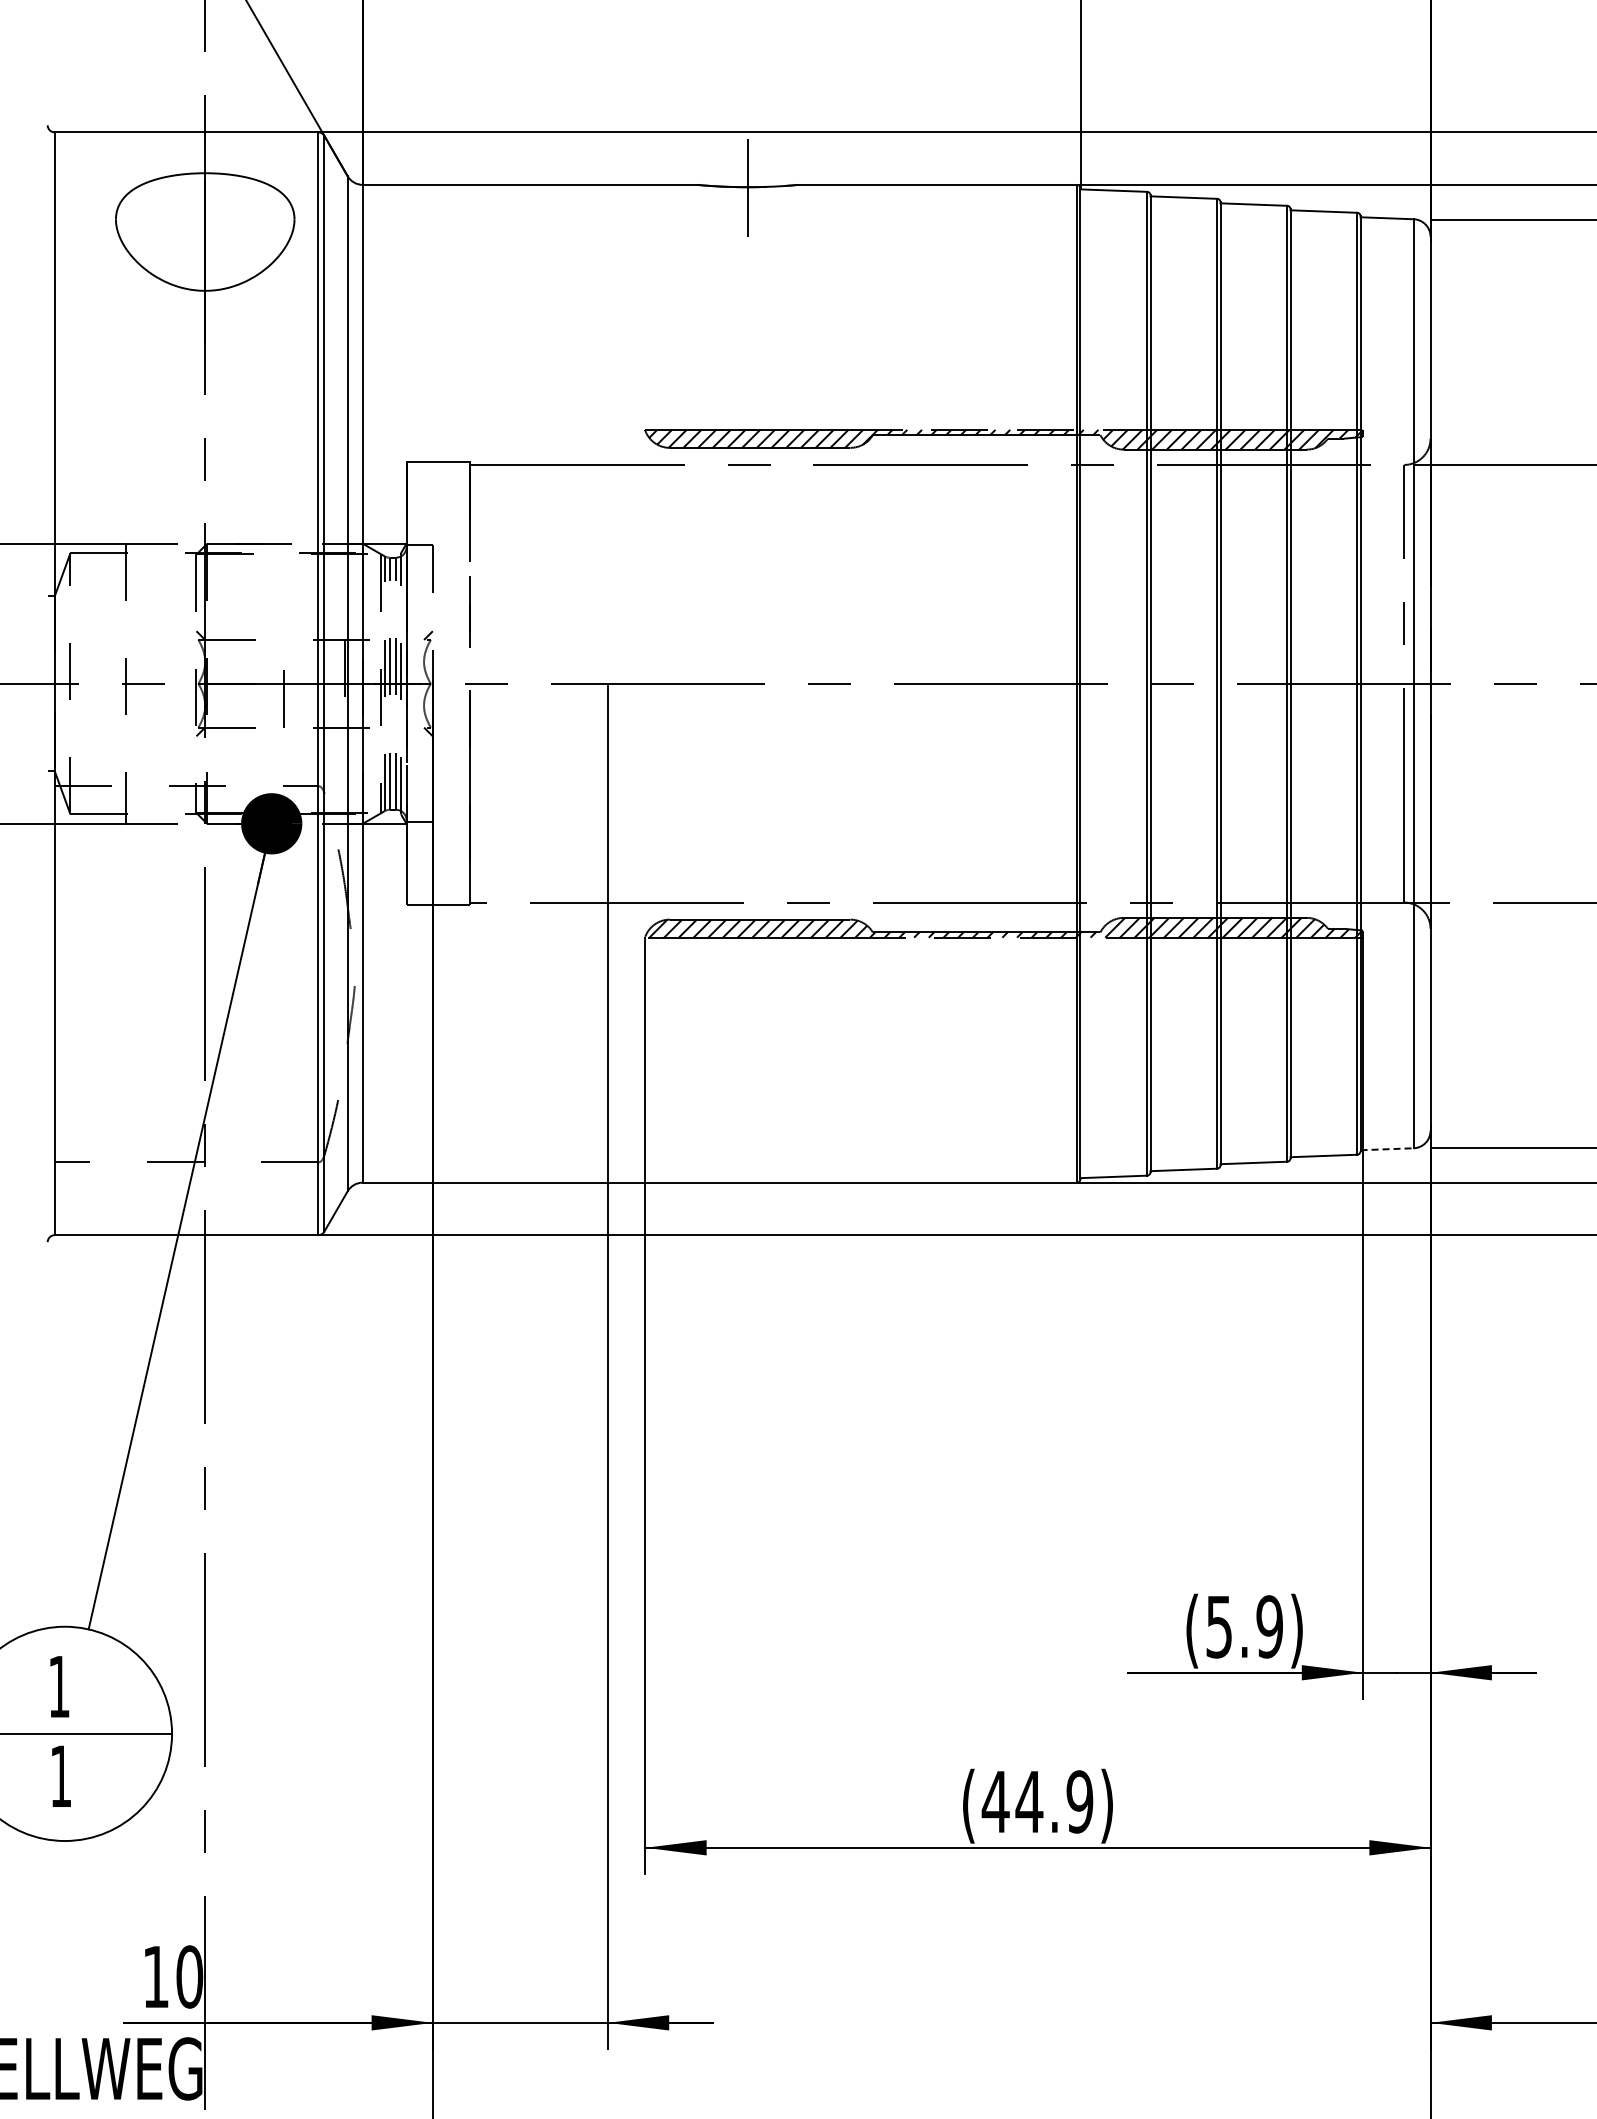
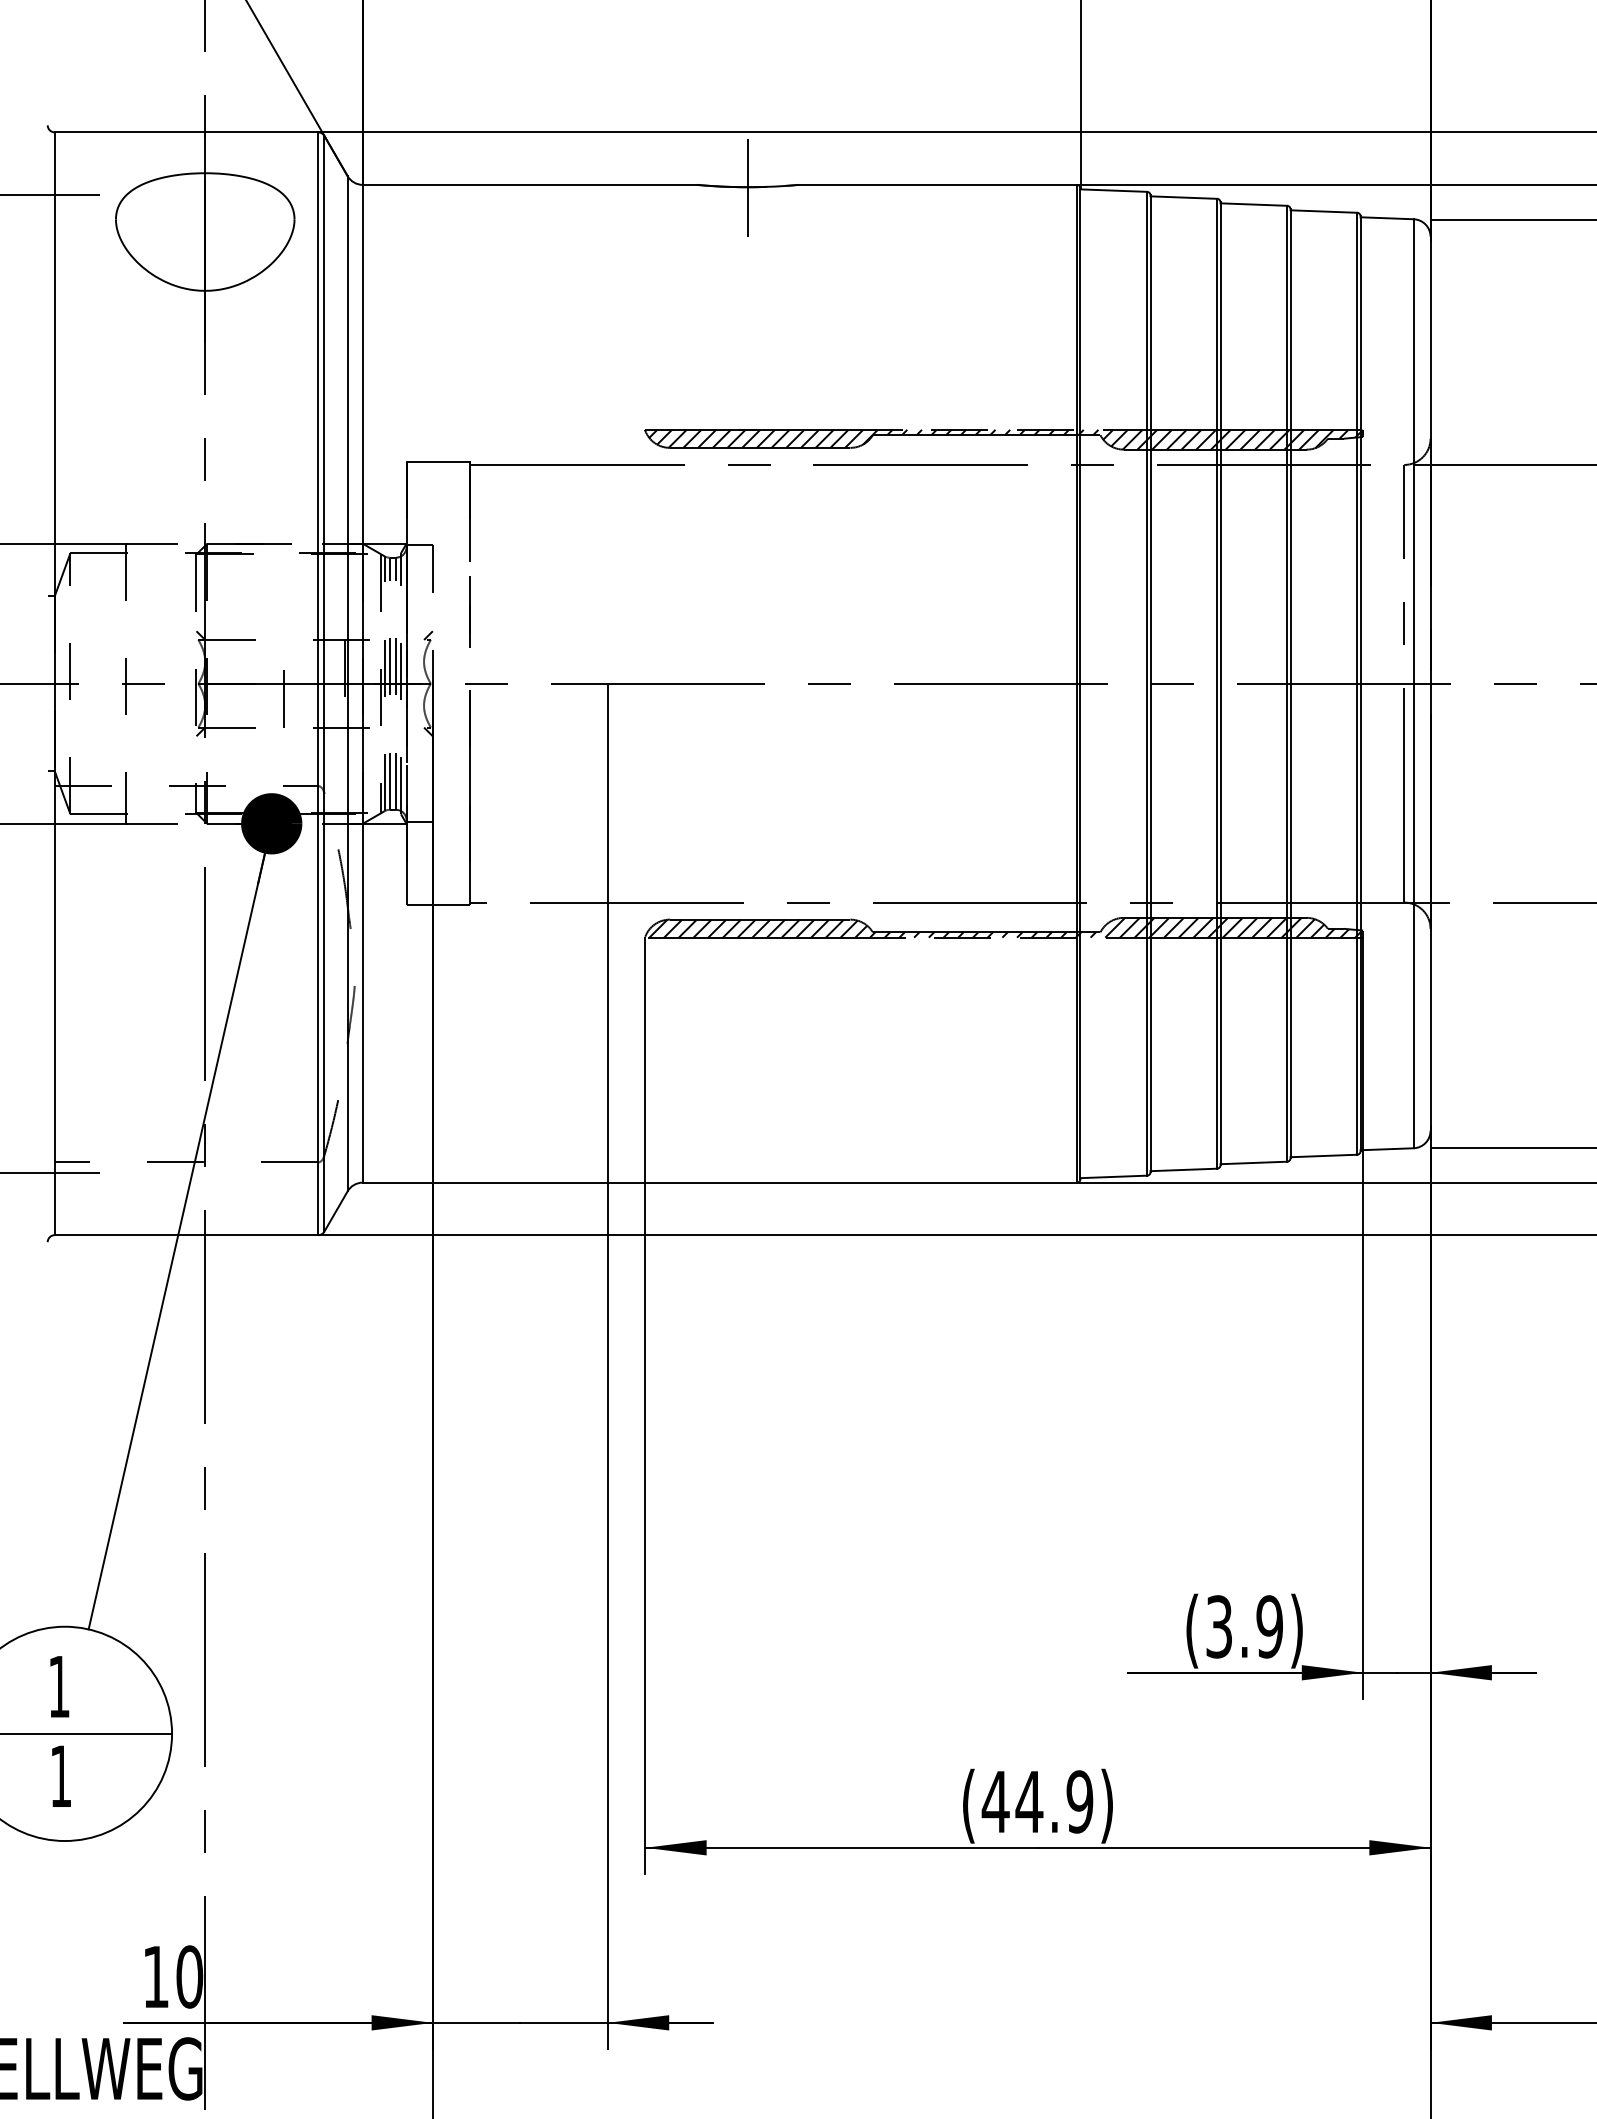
line: none -> present (51, 194)
line: dashed -> solid (1387, 1149)
line: none -> present (51, 1172)
text: (5.9) -> (3.9) (1219, 1626)
